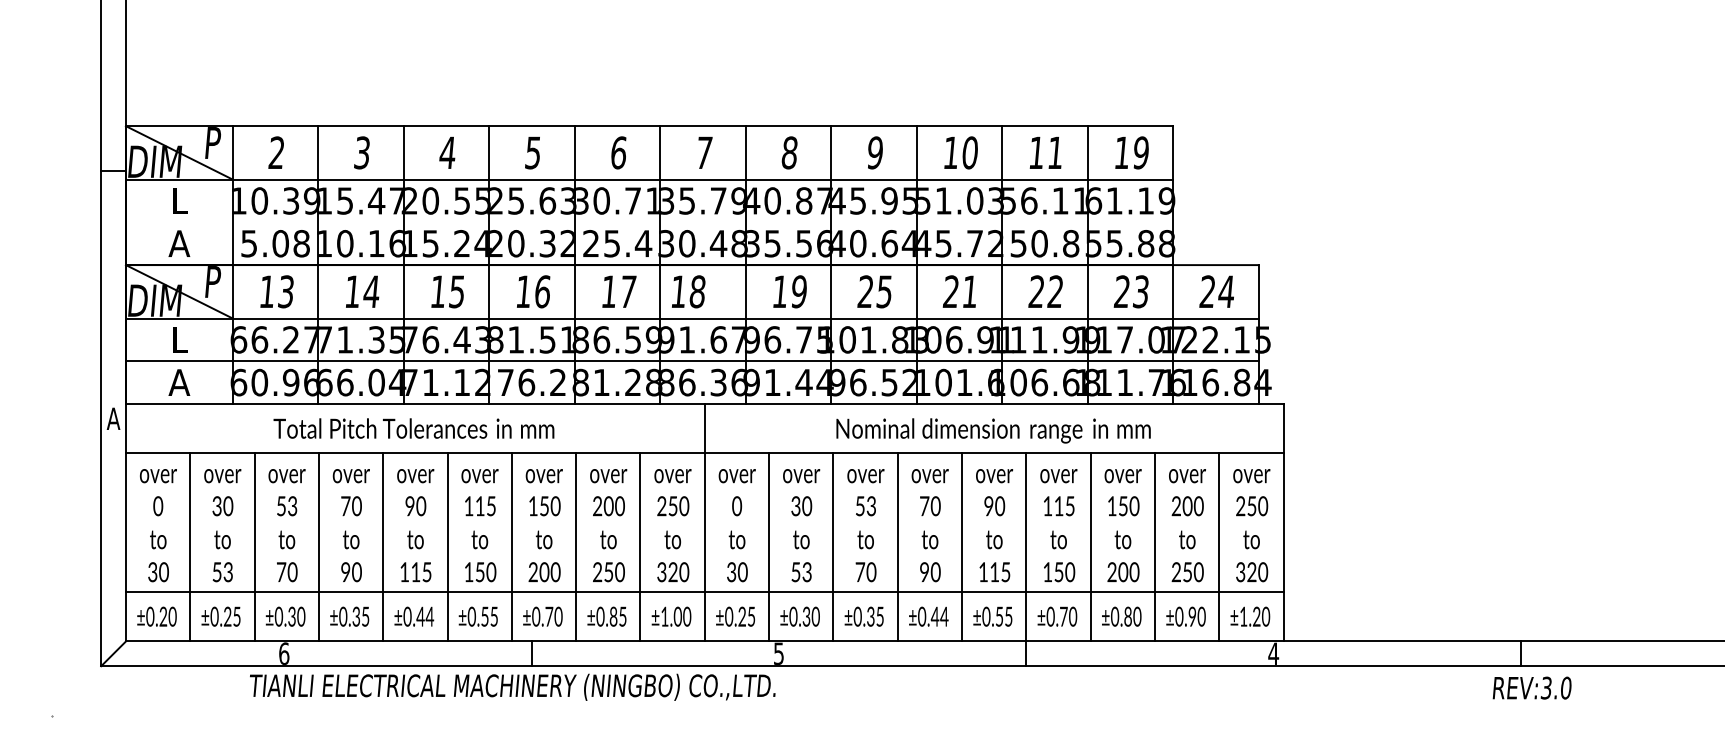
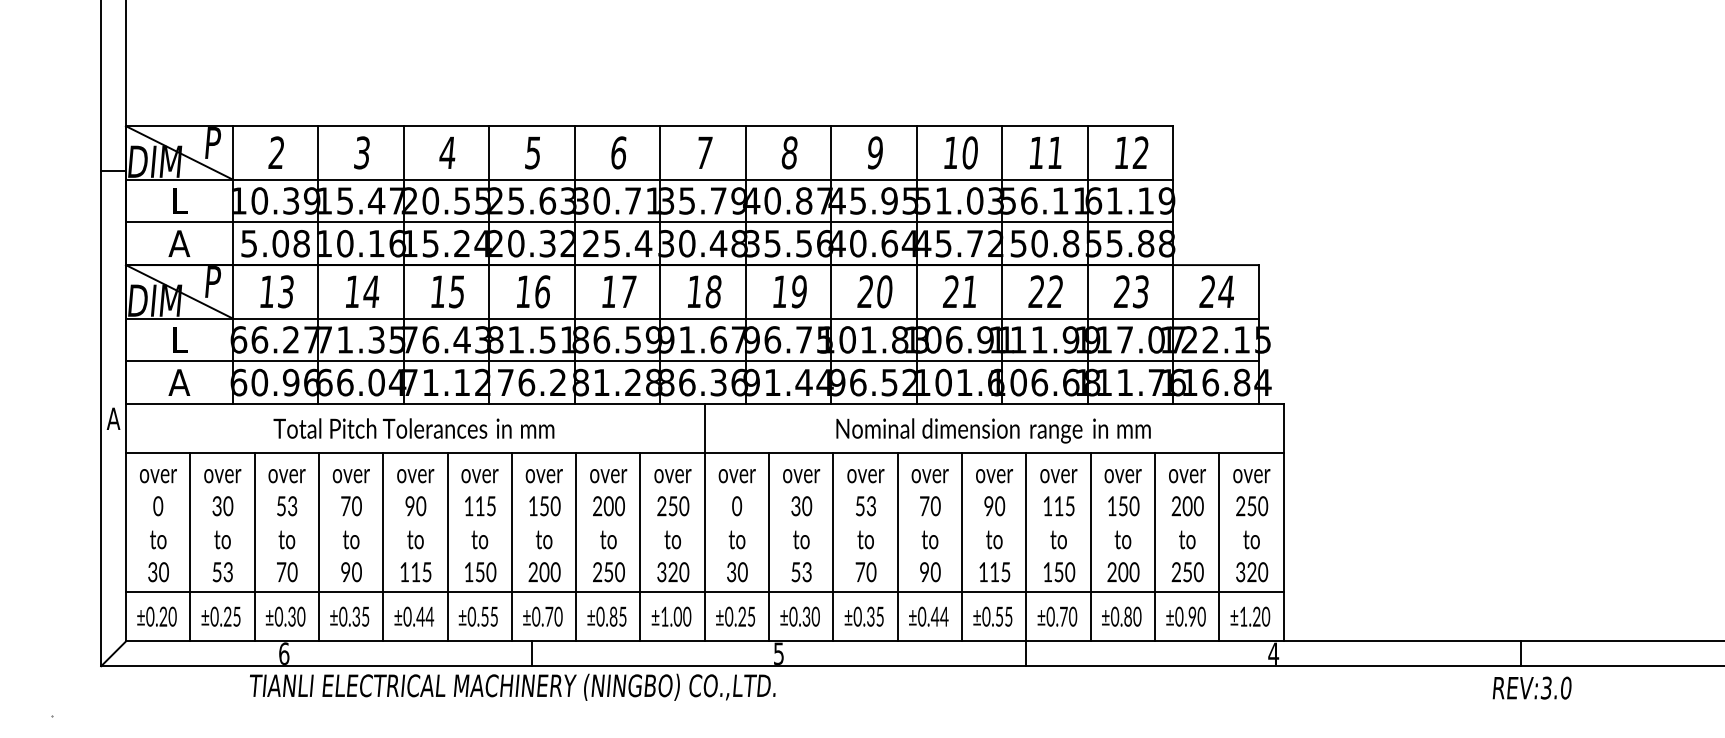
text: 19 -> 12 (1140, 152)
line: none -> present (649, 222)
text position: (688, 291) -> (704, 291) (704, 291)
text: 25 -> 20 (884, 291)
